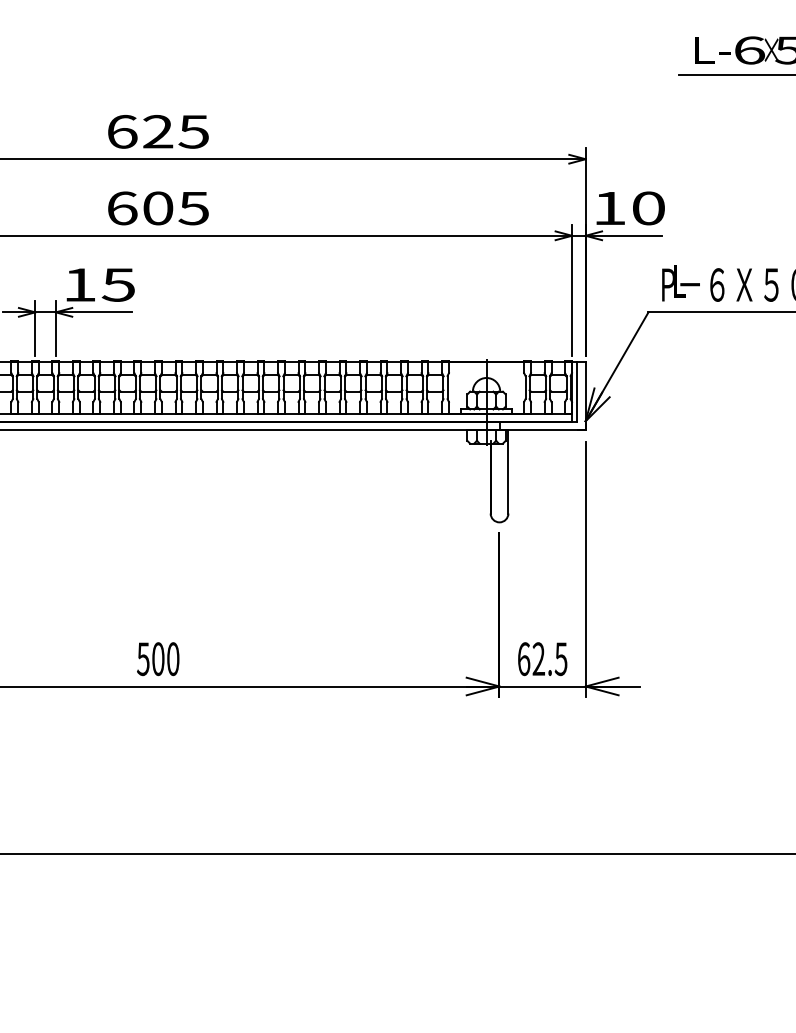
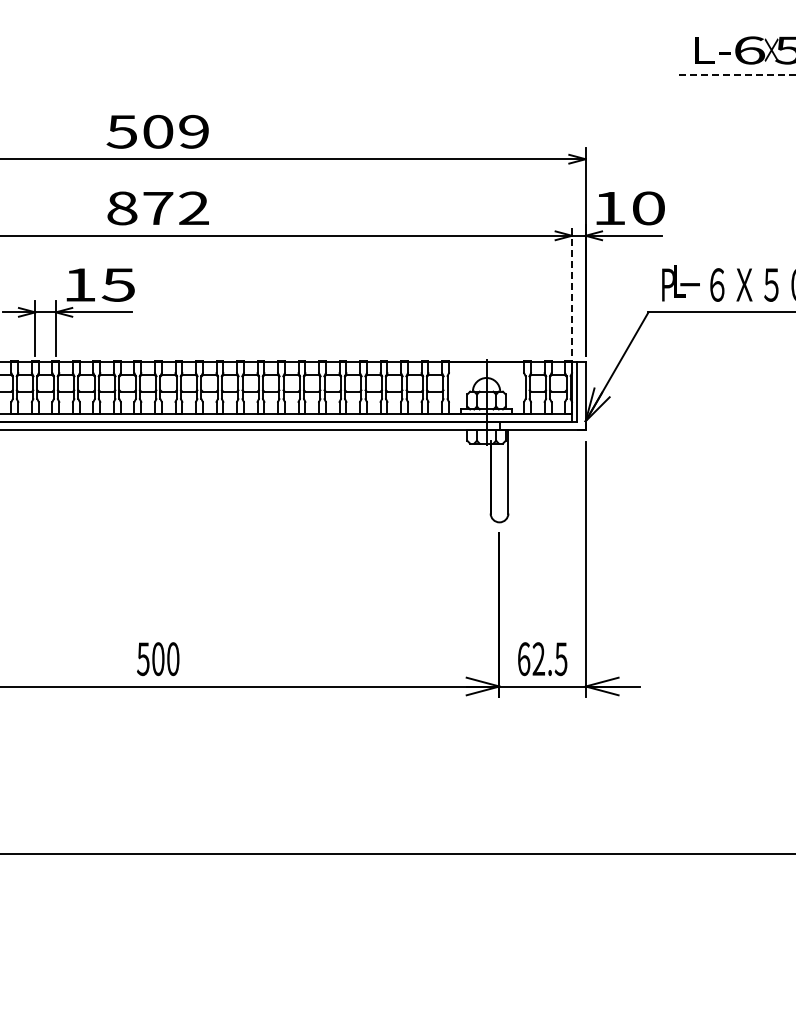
line: solid -> dashed (737, 75)
text: 625 -> 509 (157, 131)
text: 605 -> 872 (157, 208)
line: solid -> dashed (572, 290)
